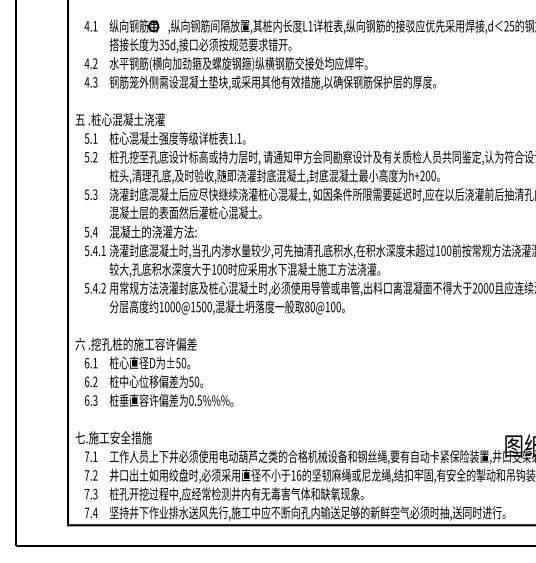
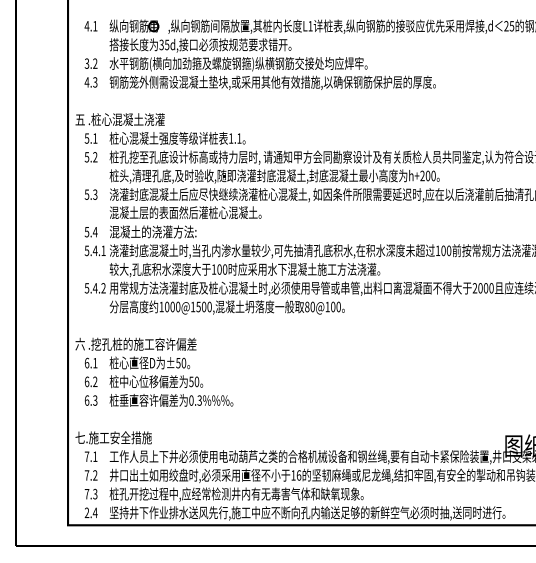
text: 4.2 -> 3.2 (86, 63)
text: 0.5%%% -> 0.3%%% (199, 399)
text: 7.4 -> 2.4 (86, 512)
